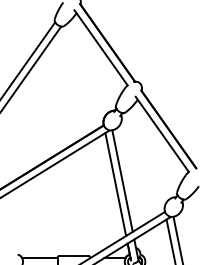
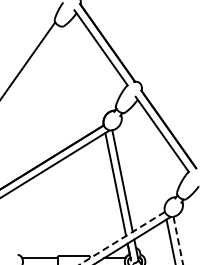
line: present -> none (31, 67)
line: solid -> dashed (122, 238)
line: solid -> dashed (178, 241)
